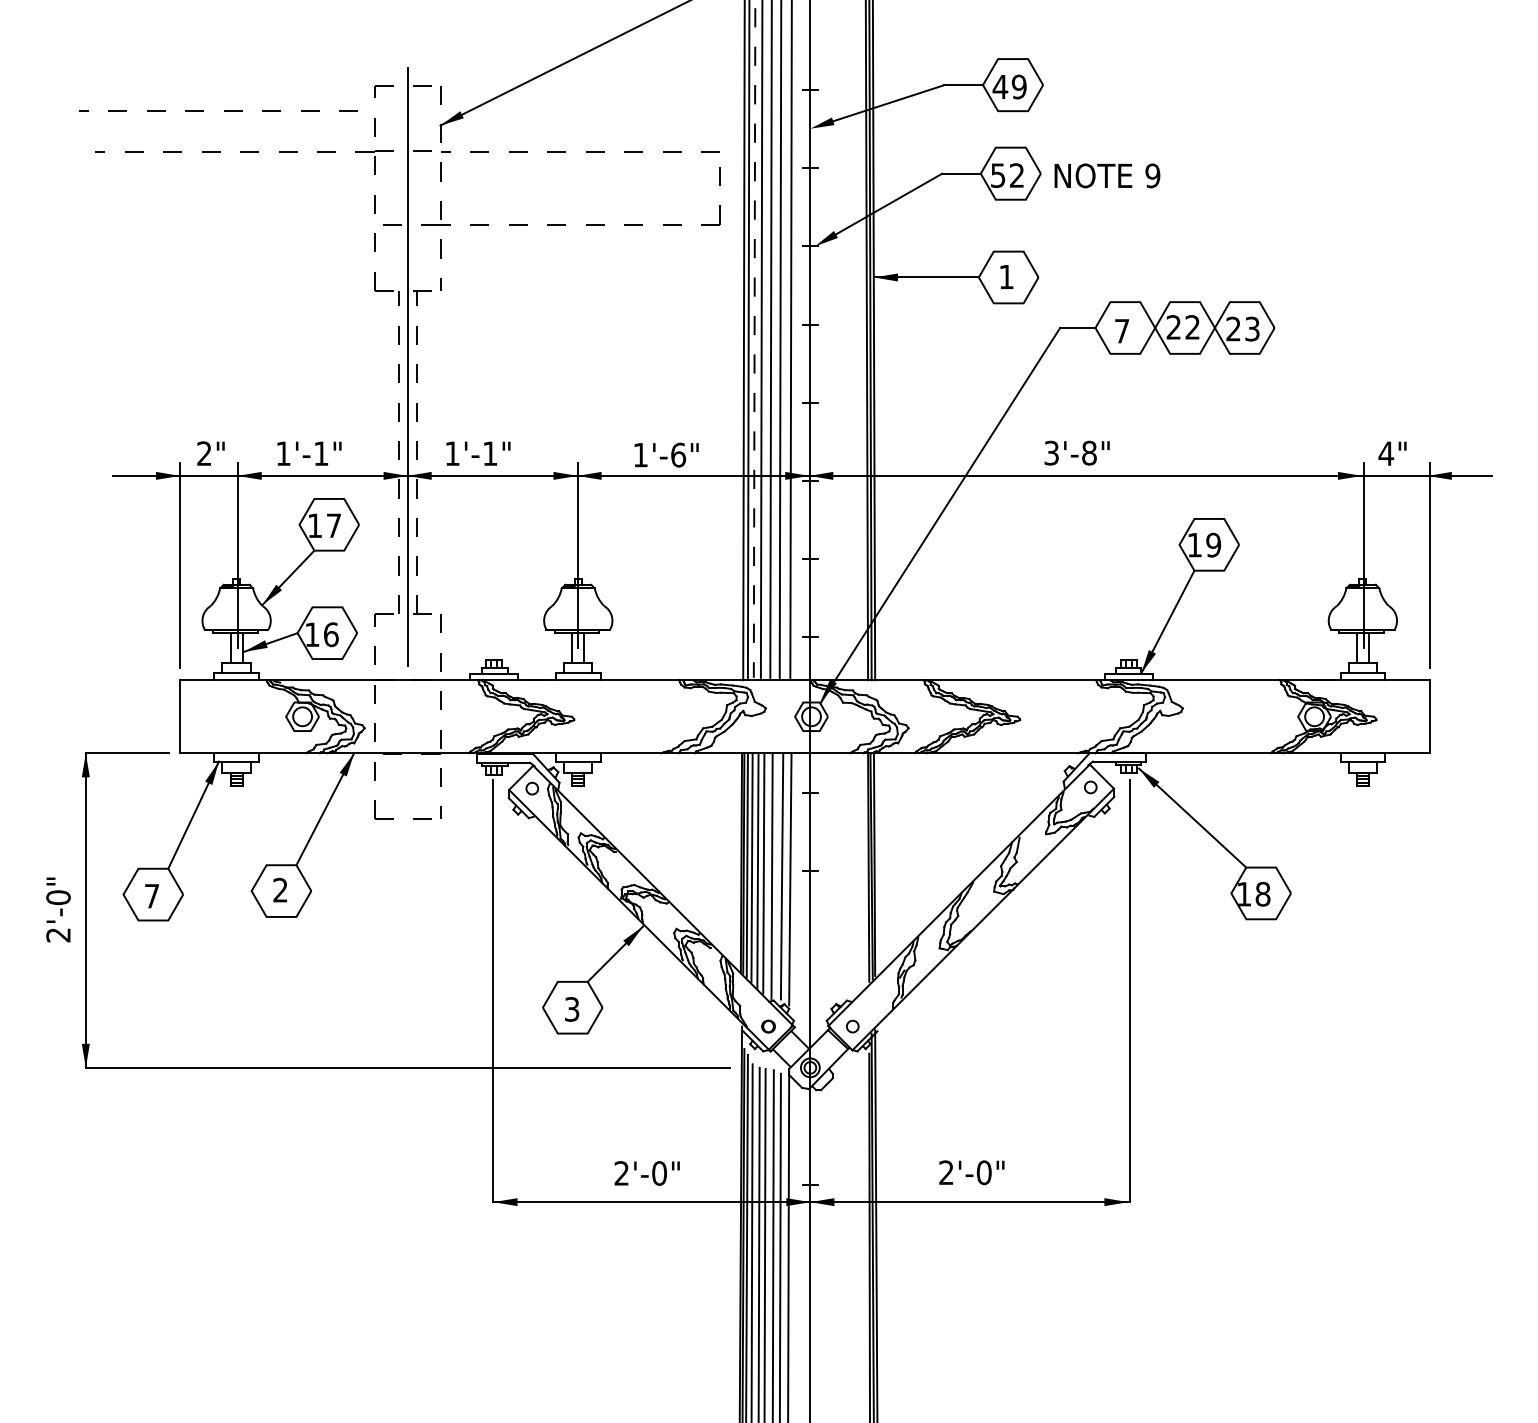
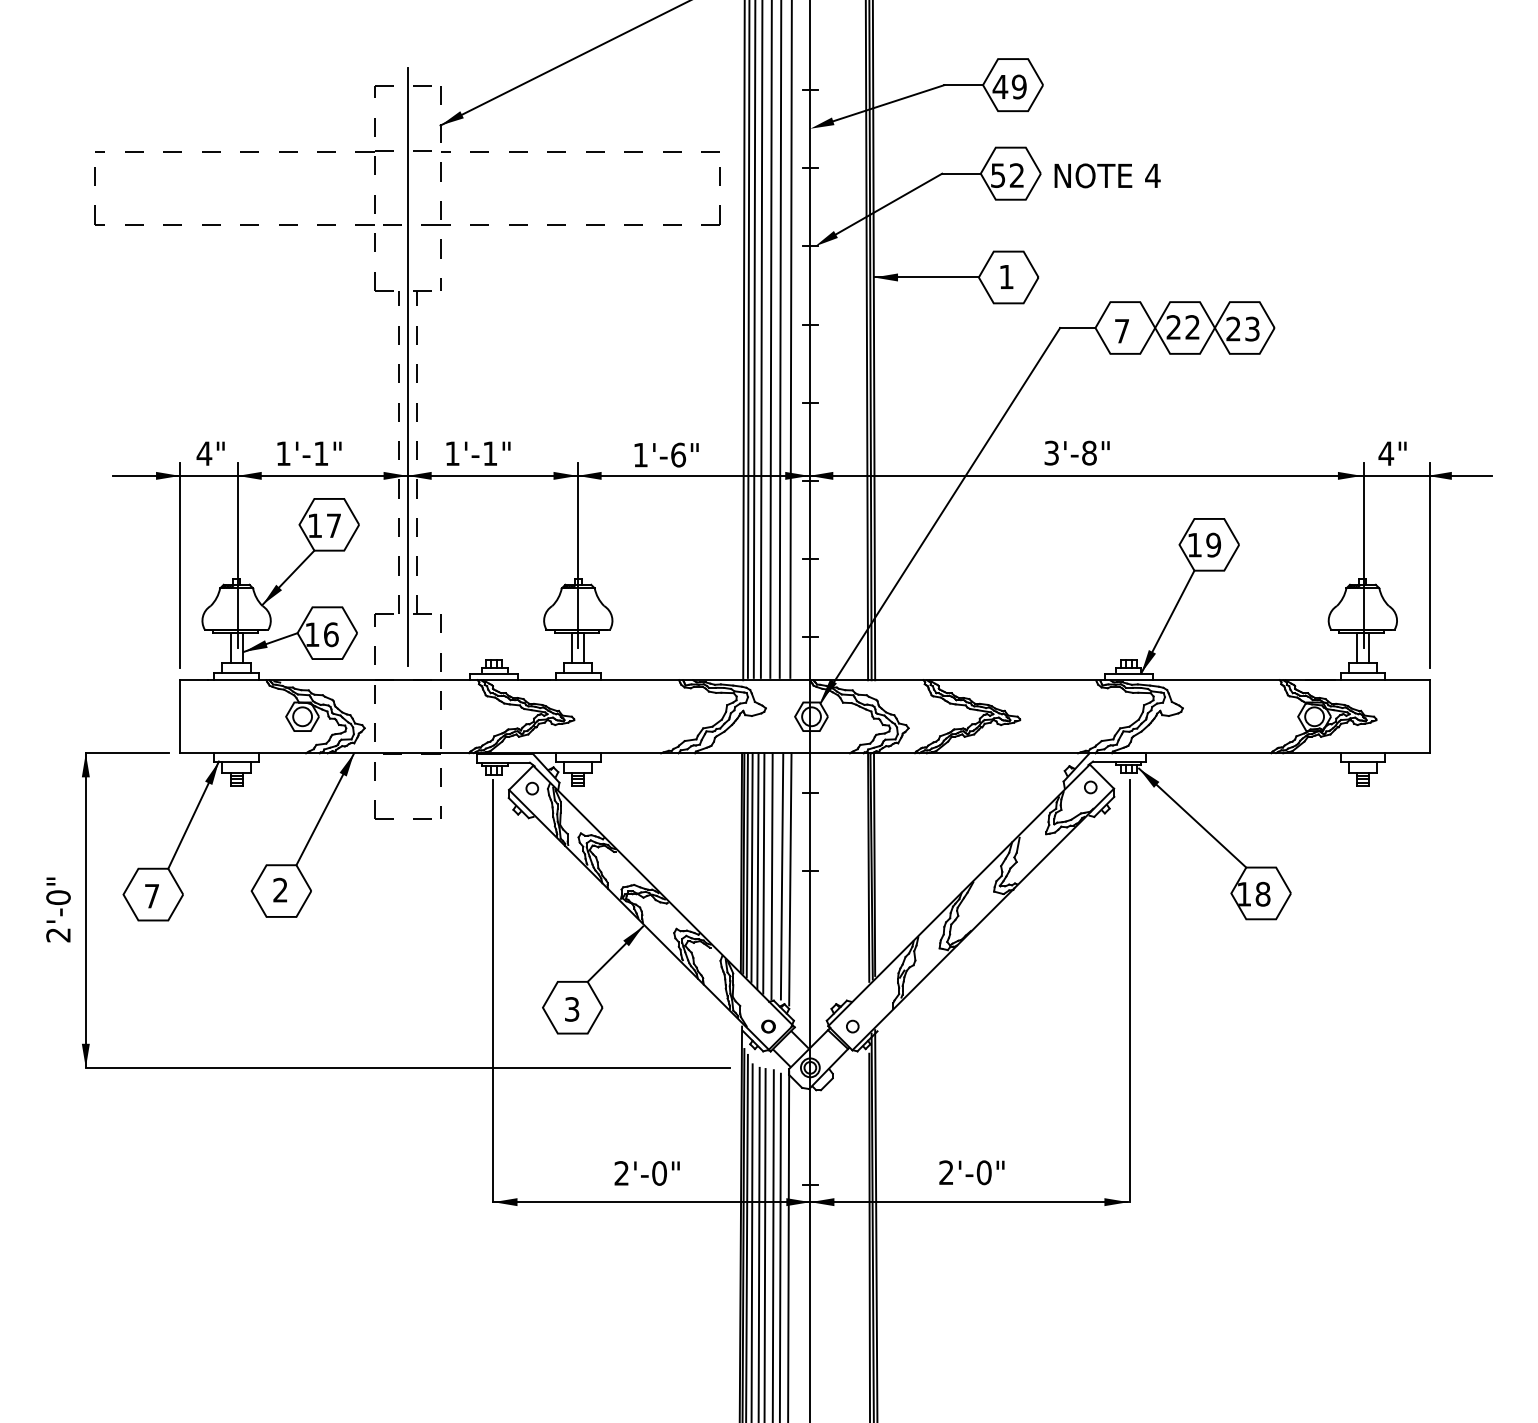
line: present -> none (224, 110)
text: 9 -> 4 (1152, 175)
part: none -> present (240, 224)
line: dashed -> solid (754, 339)
text: 2" -> 4" (204, 453)
